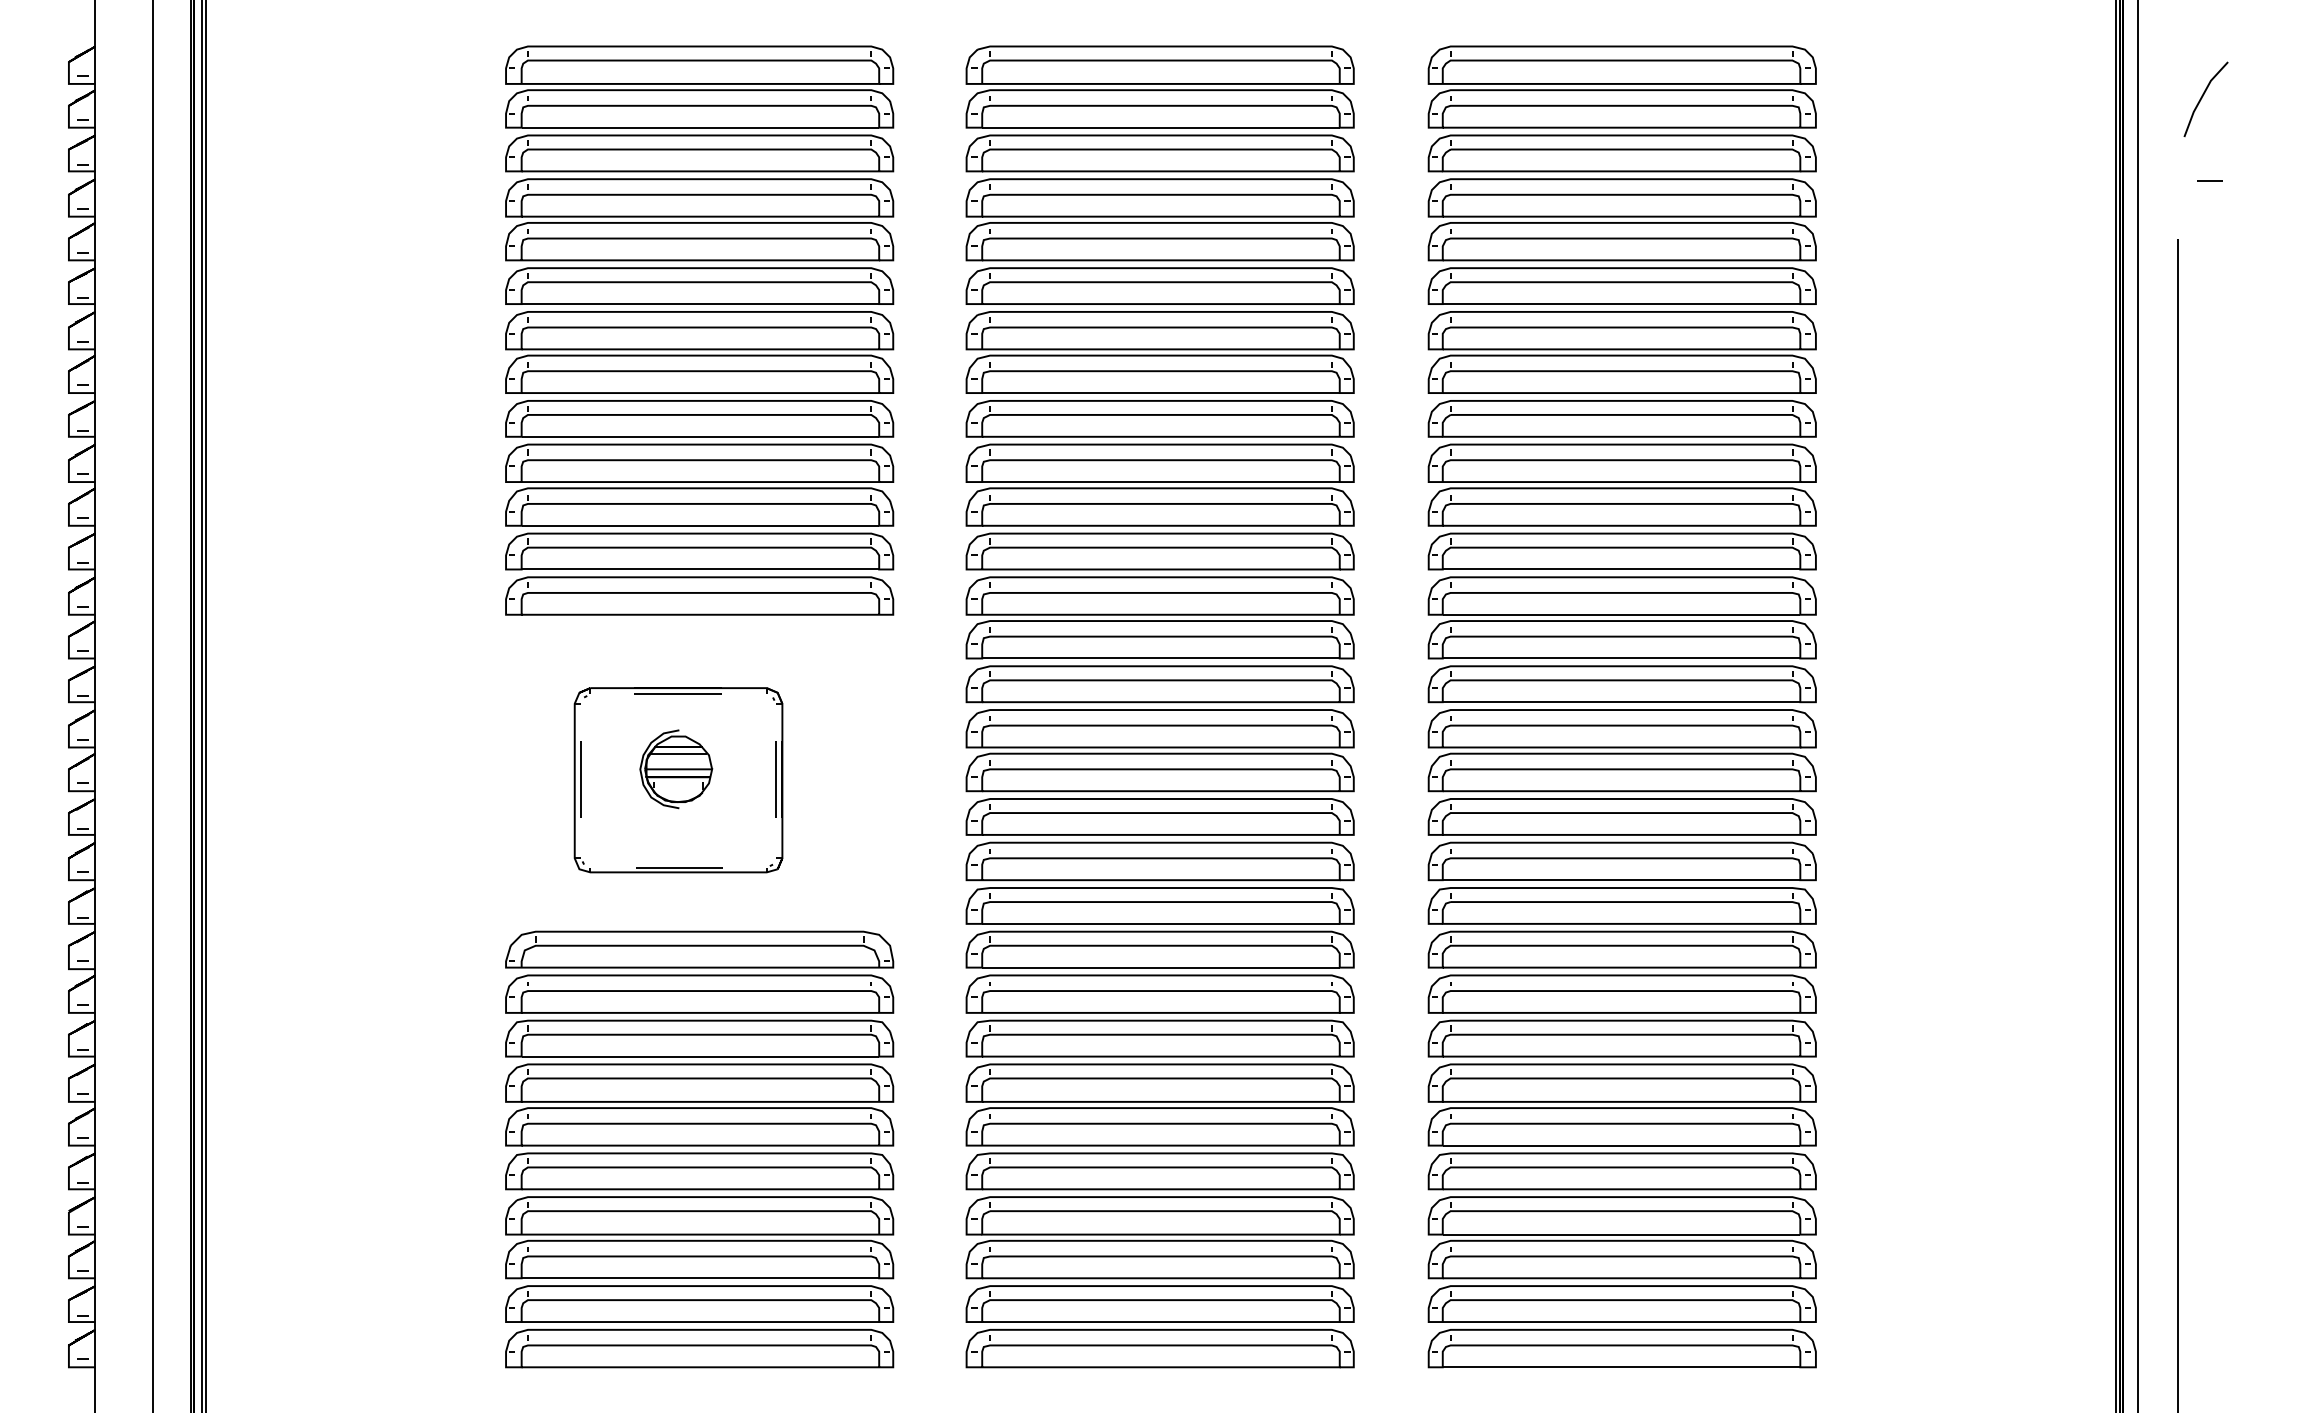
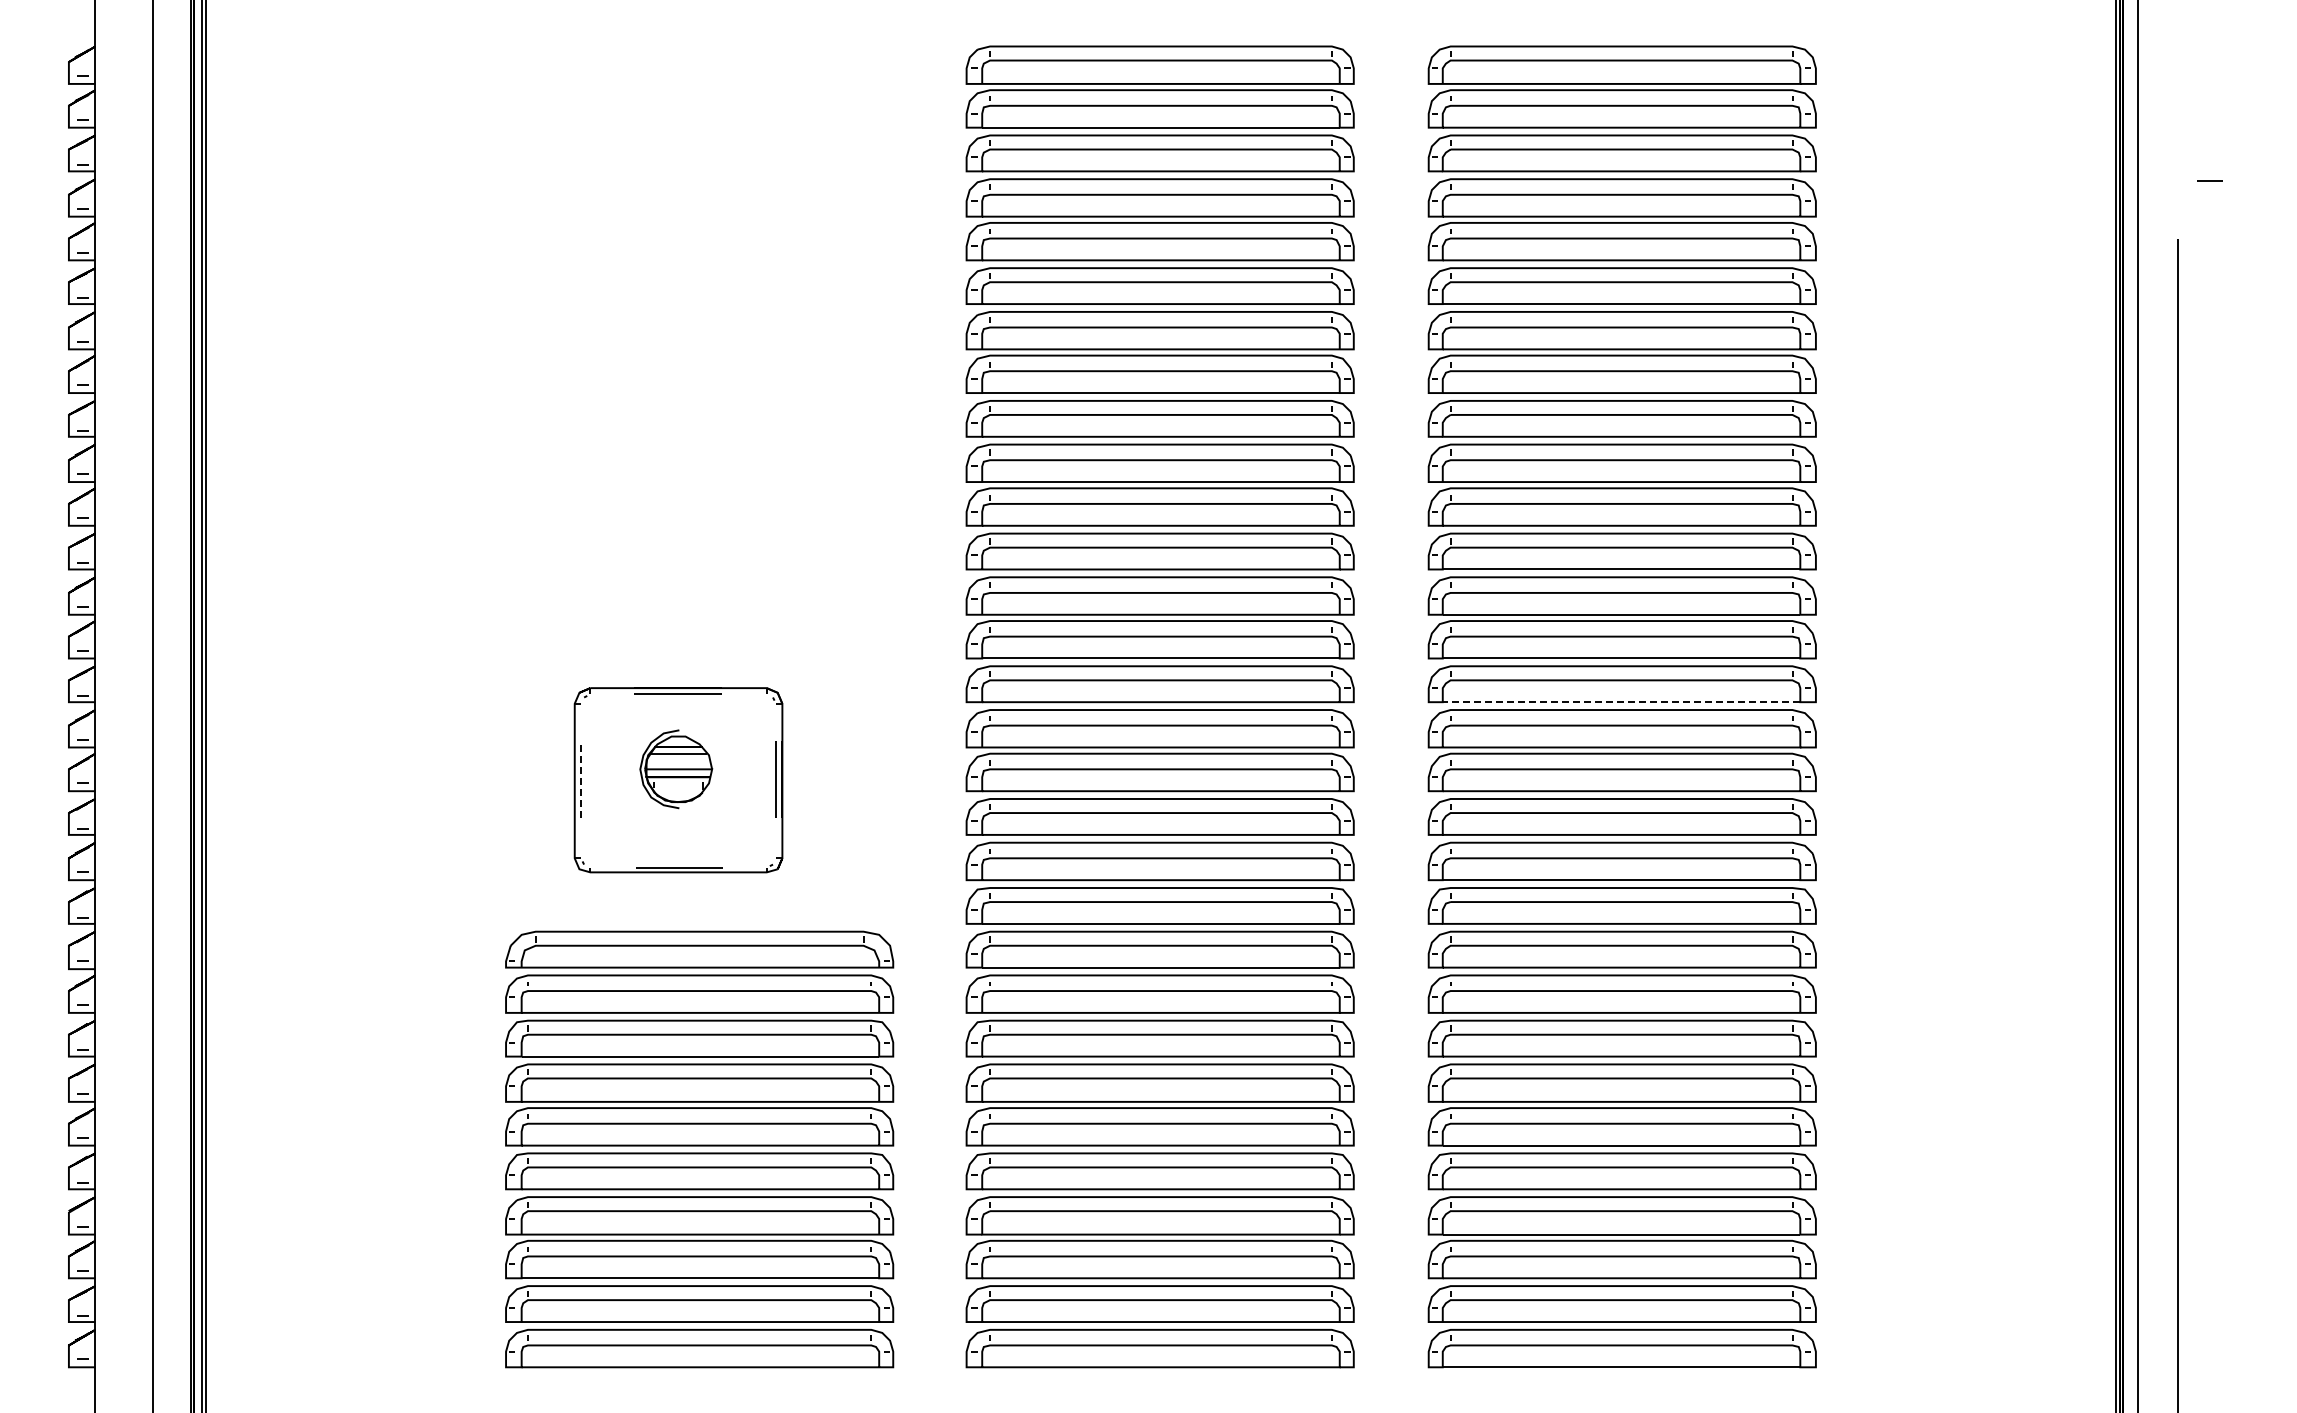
line: present -> none (2203, 96)
part: present -> none (699, 330)
line: solid -> dashed (1621, 702)
line: solid -> dashed (580, 778)
